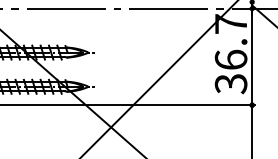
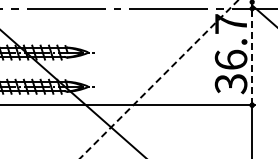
line: solid -> dashed (252, 56)
line: solid -> dashed (159, 79)
